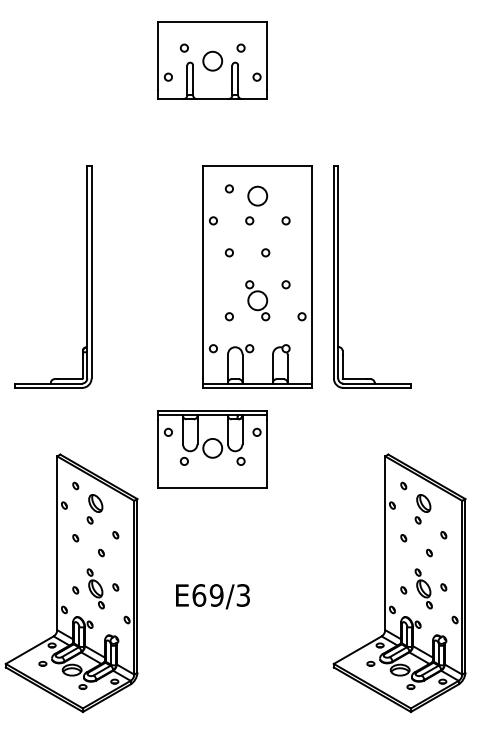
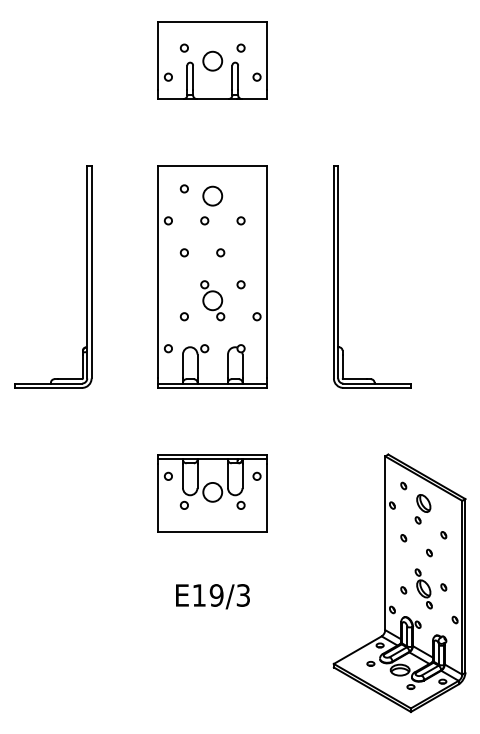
part position: (257, 276) -> (212, 276) (212, 276)
part position: (212, 449) -> (212, 493) (212, 493)
part: present -> none (71, 582)
text: E69/3 -> E19/3 (199, 595)
